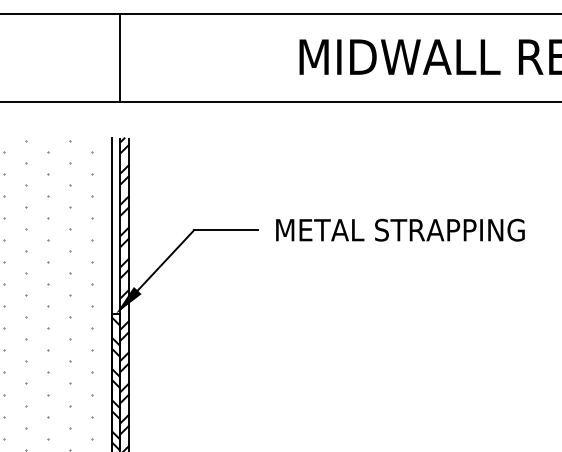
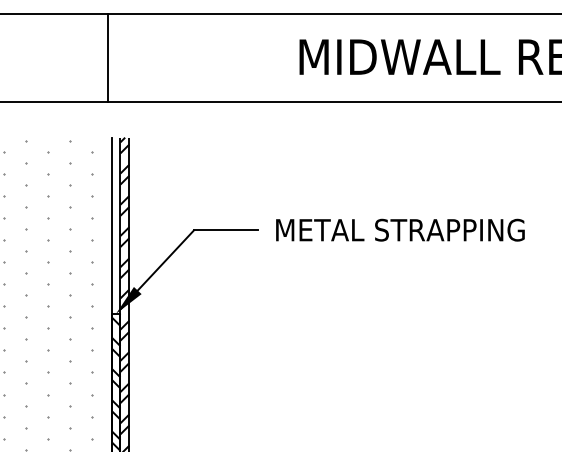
line position: (120, 57) -> (108, 57) (108, 57)
